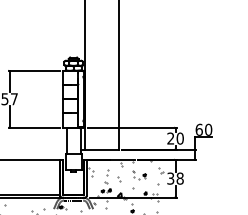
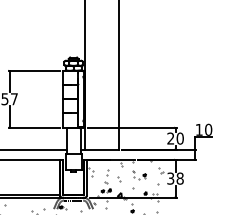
text: 60 -> 10 (198, 129)
line: none -> present (34, 149)
